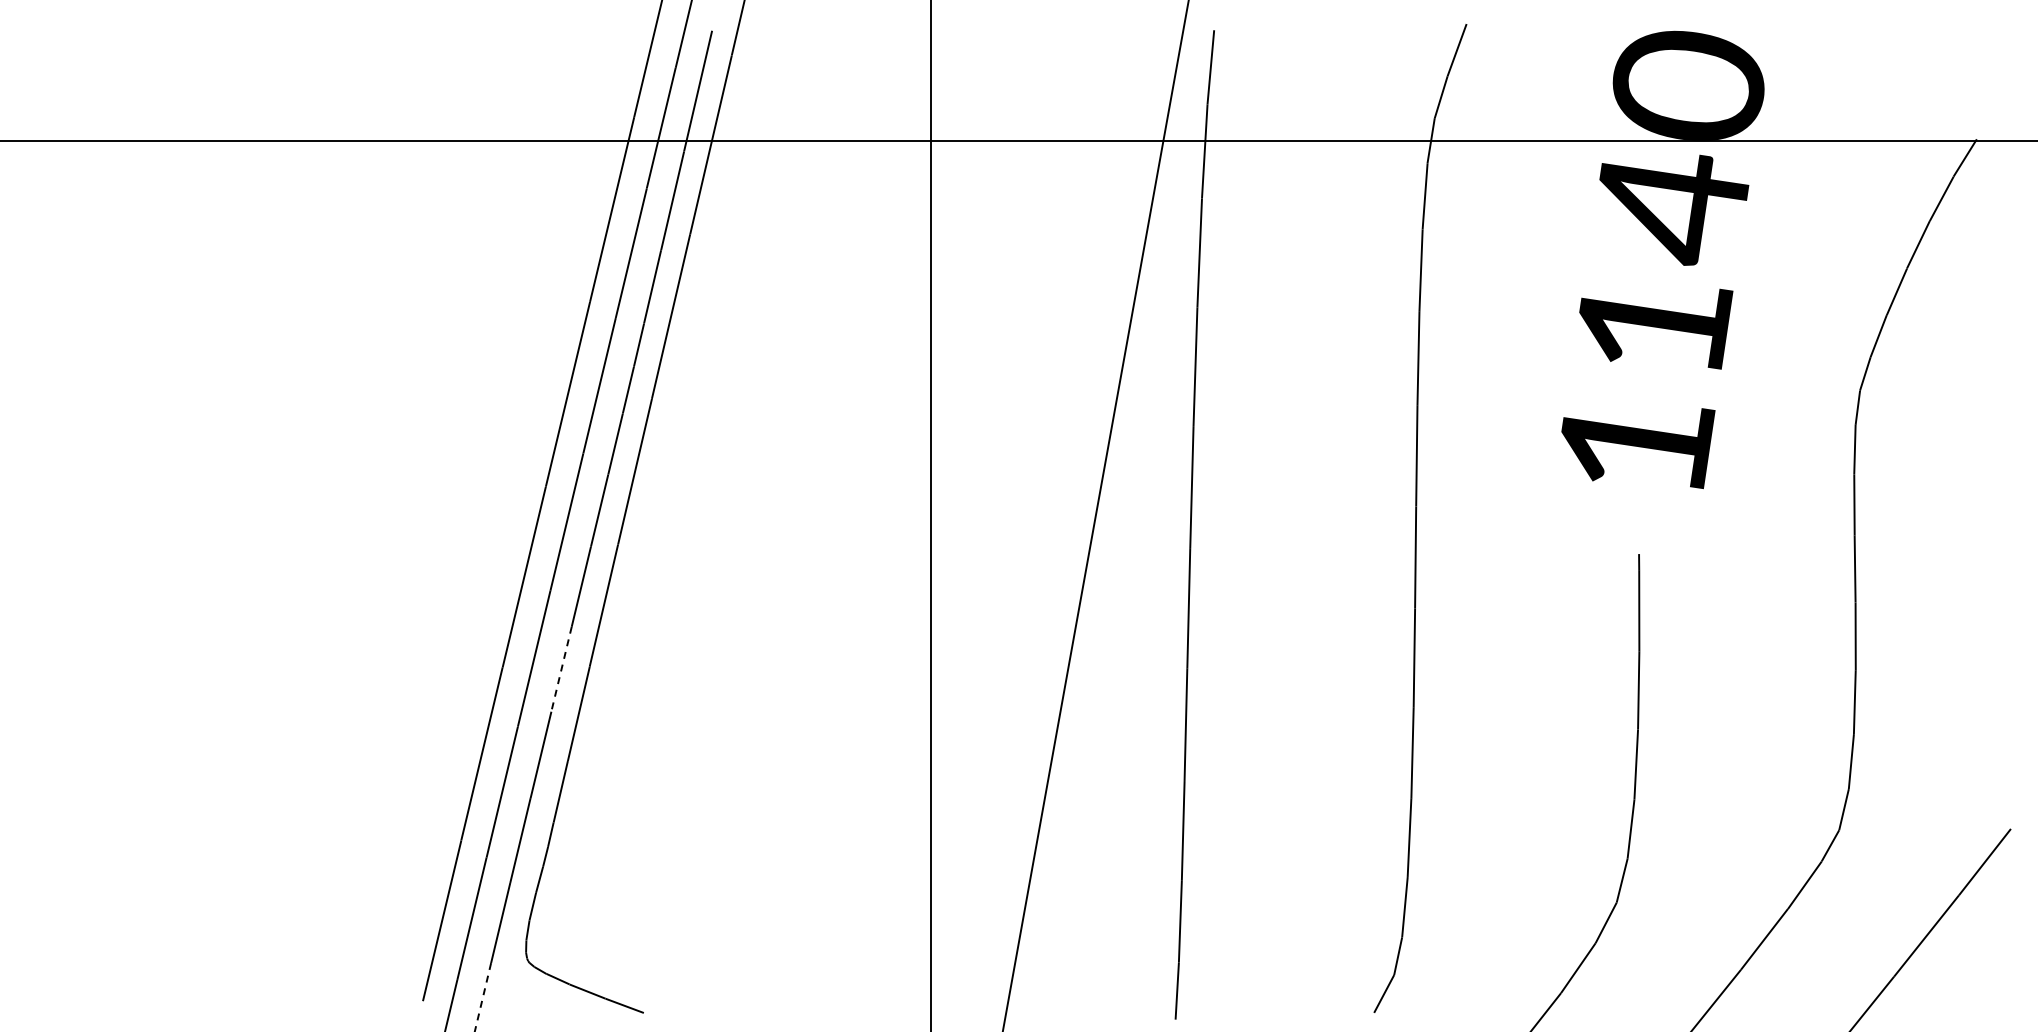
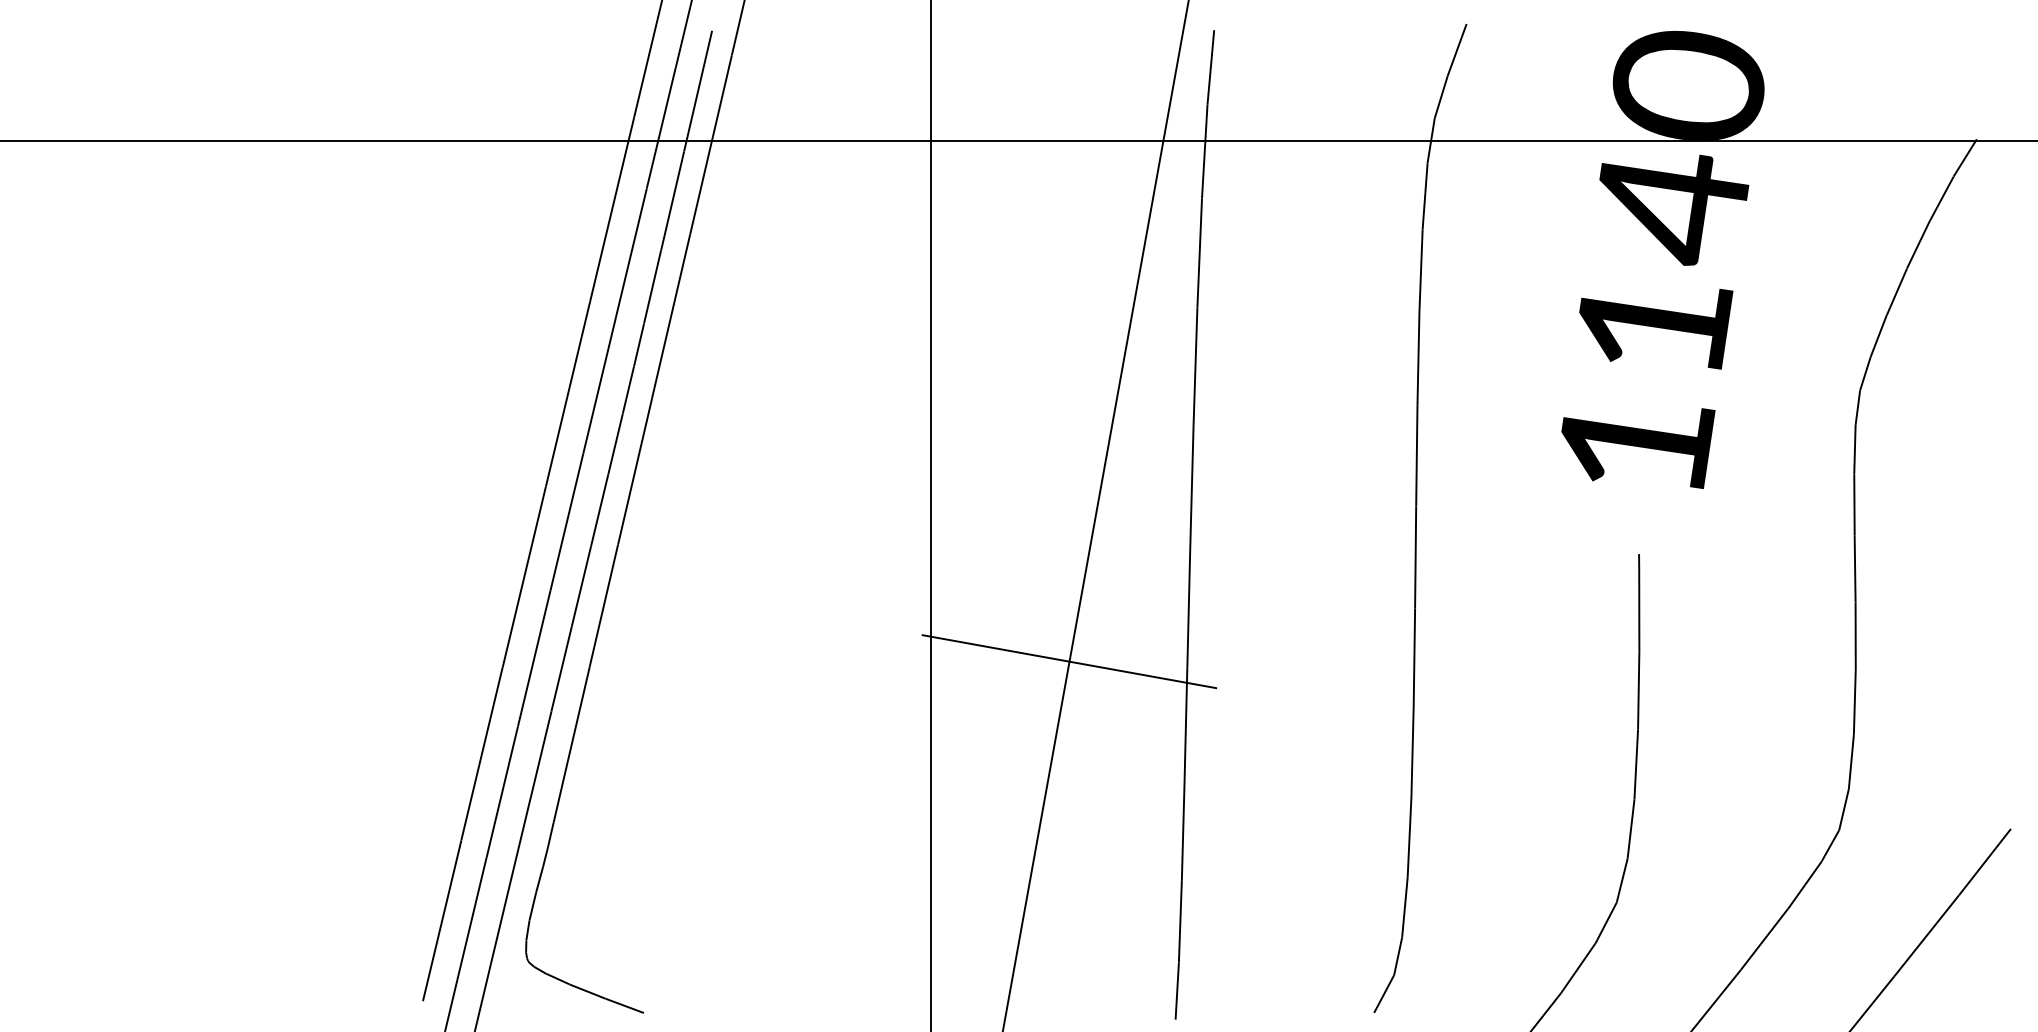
line: none -> present (1069, 661)
line: dashed -> solid (561, 669)
line: dashed -> solid (482, 997)
